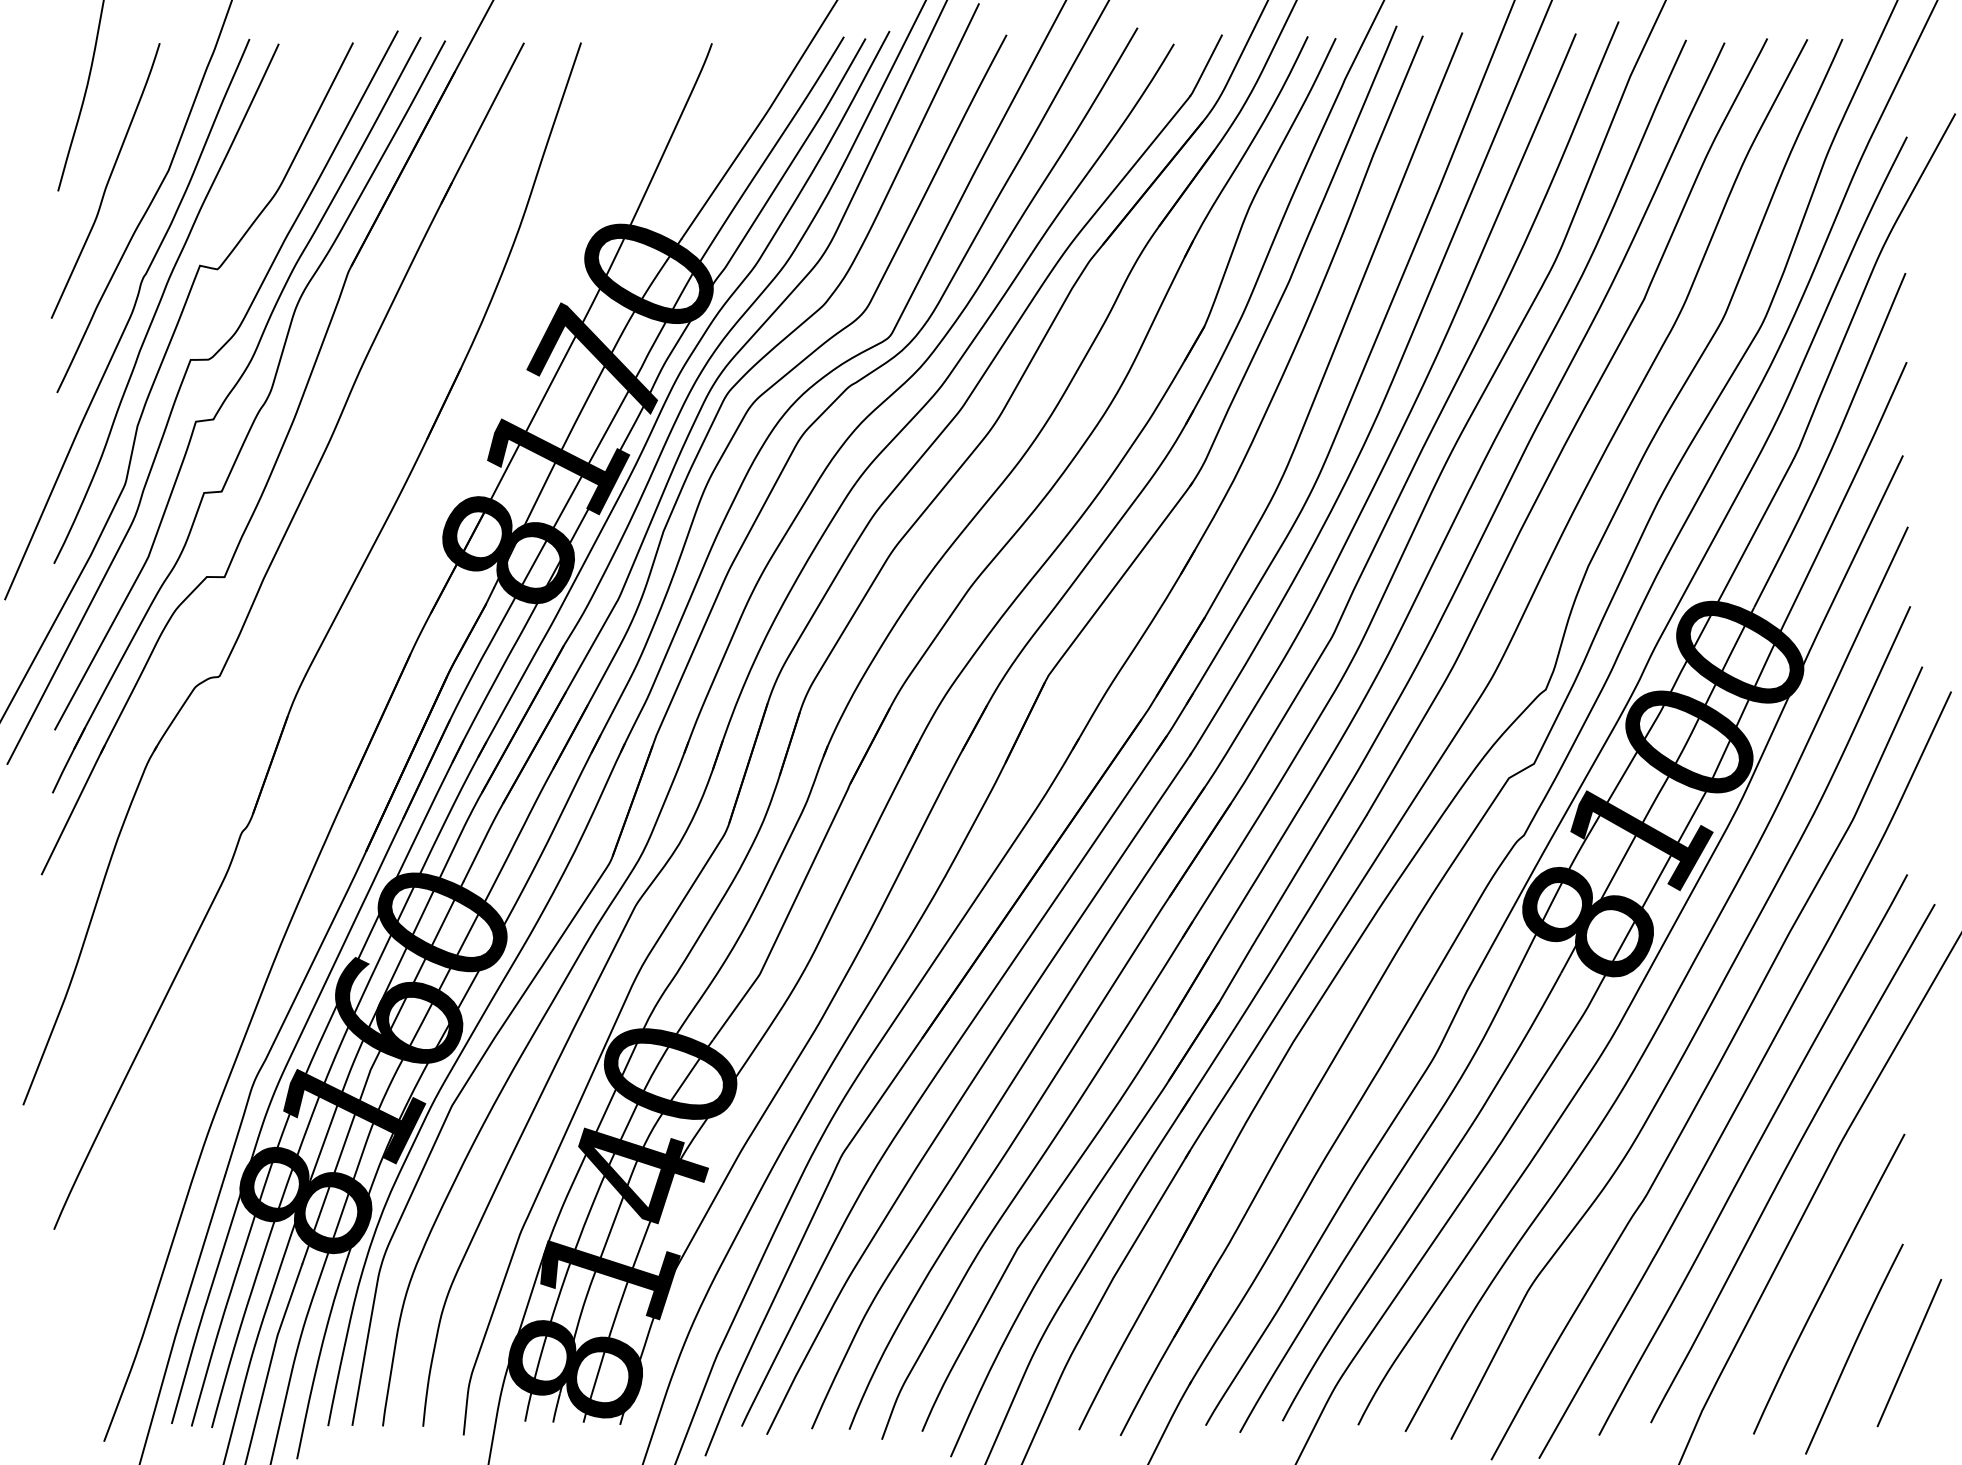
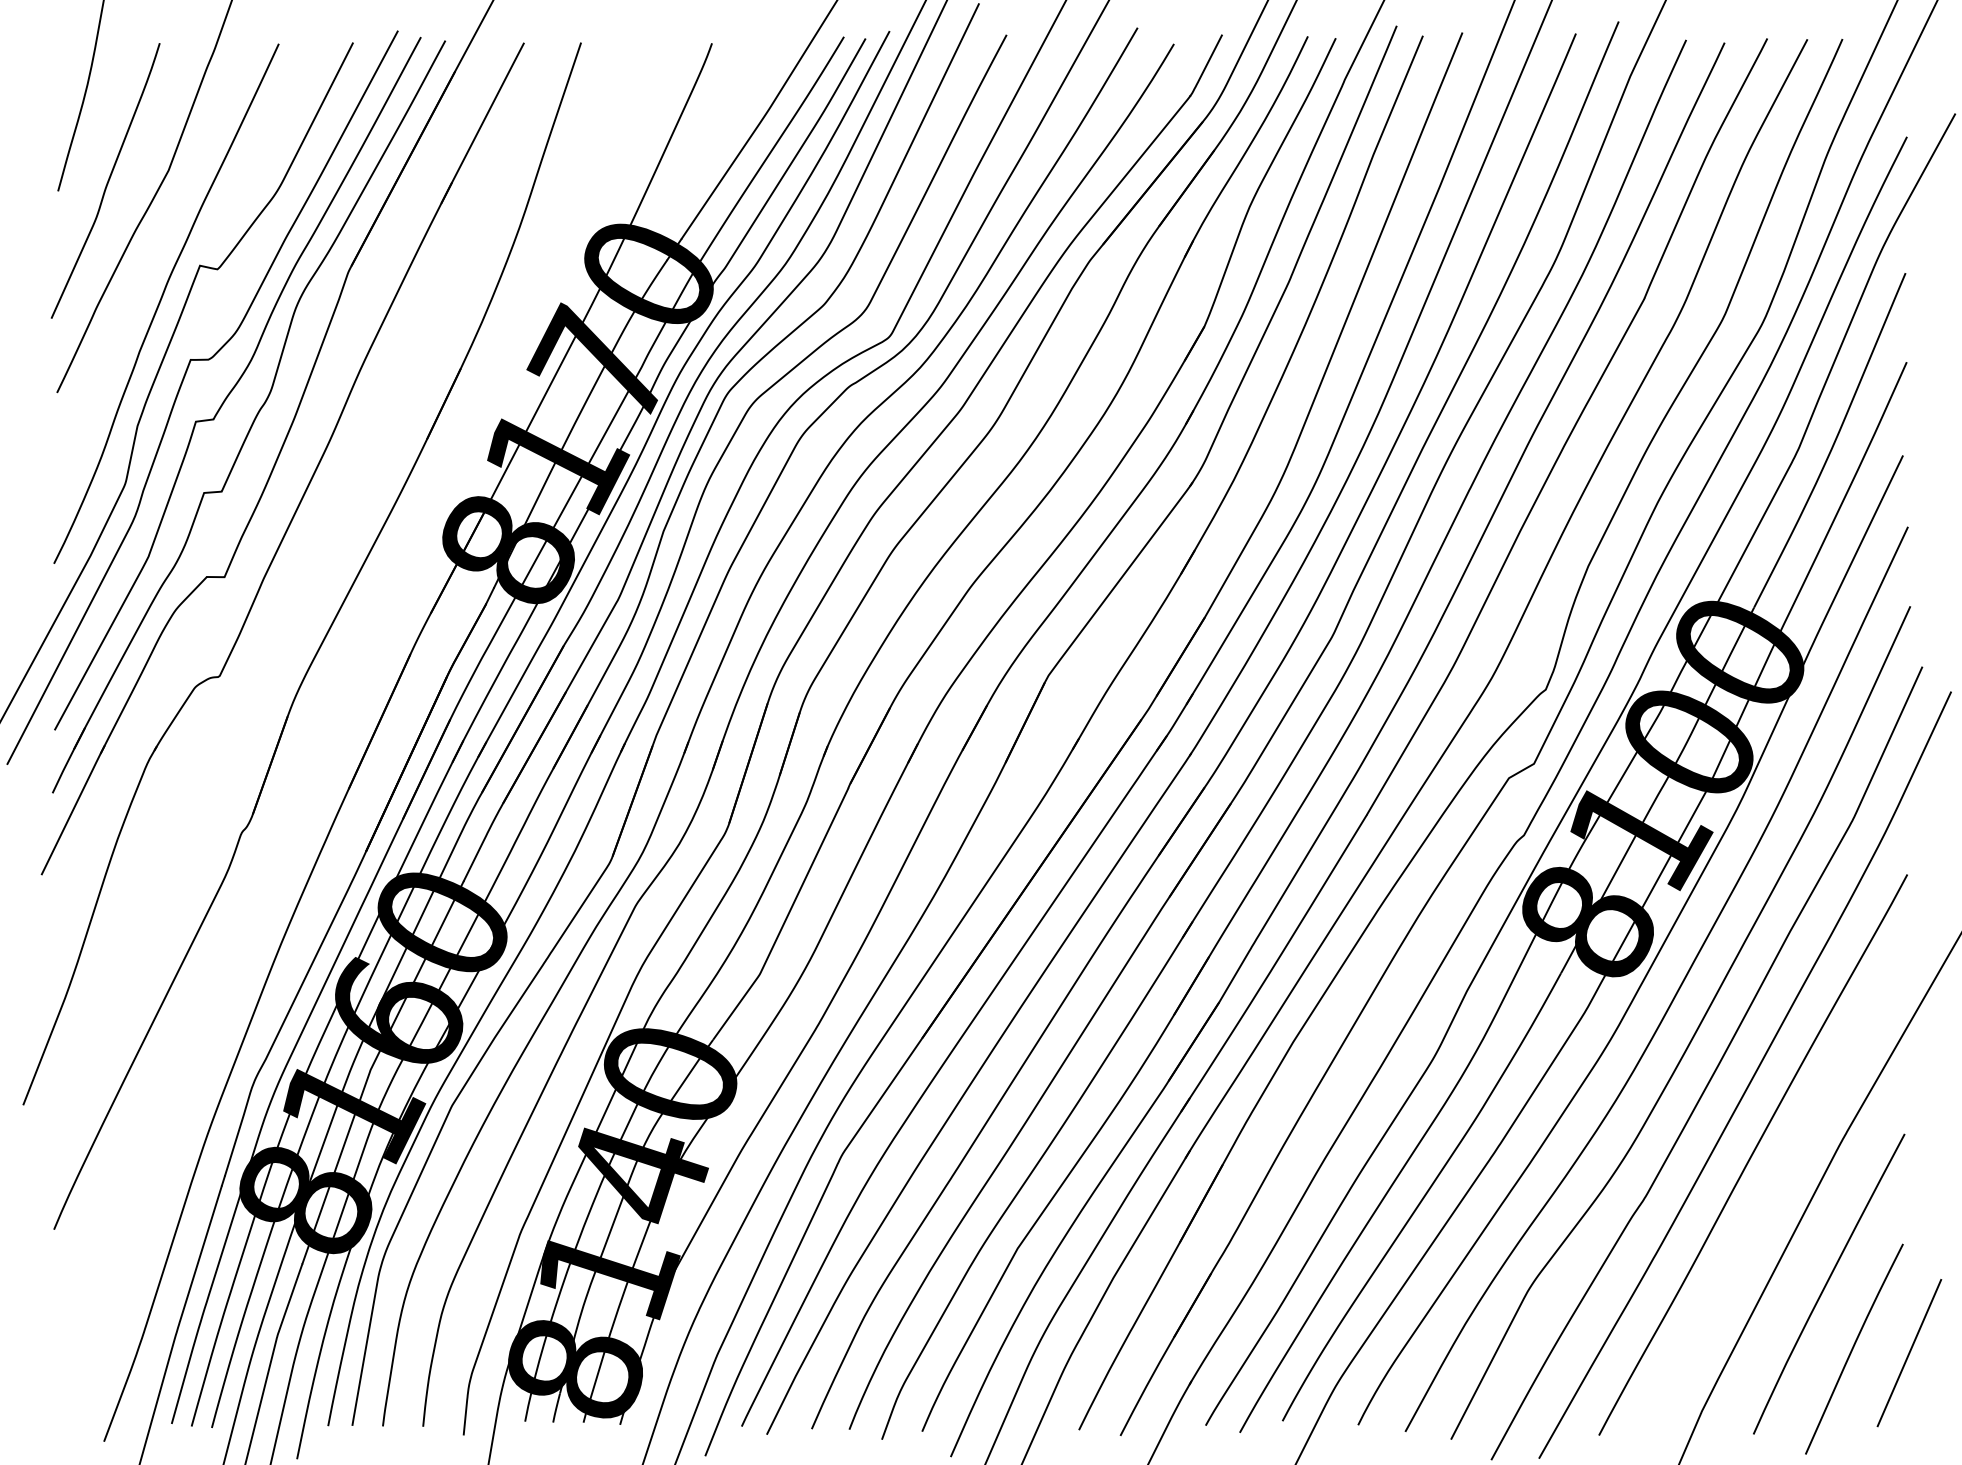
curve: present -> none (128, 319)
curve: present -> none (1790, 1162)
